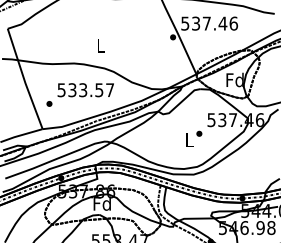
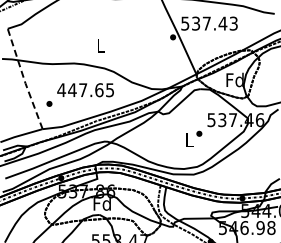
text: 537.46 -> 537.43 (233, 23)
line: solid -> dashed (24, 79)
text: 533.57 -> 447.65 (85, 90)
